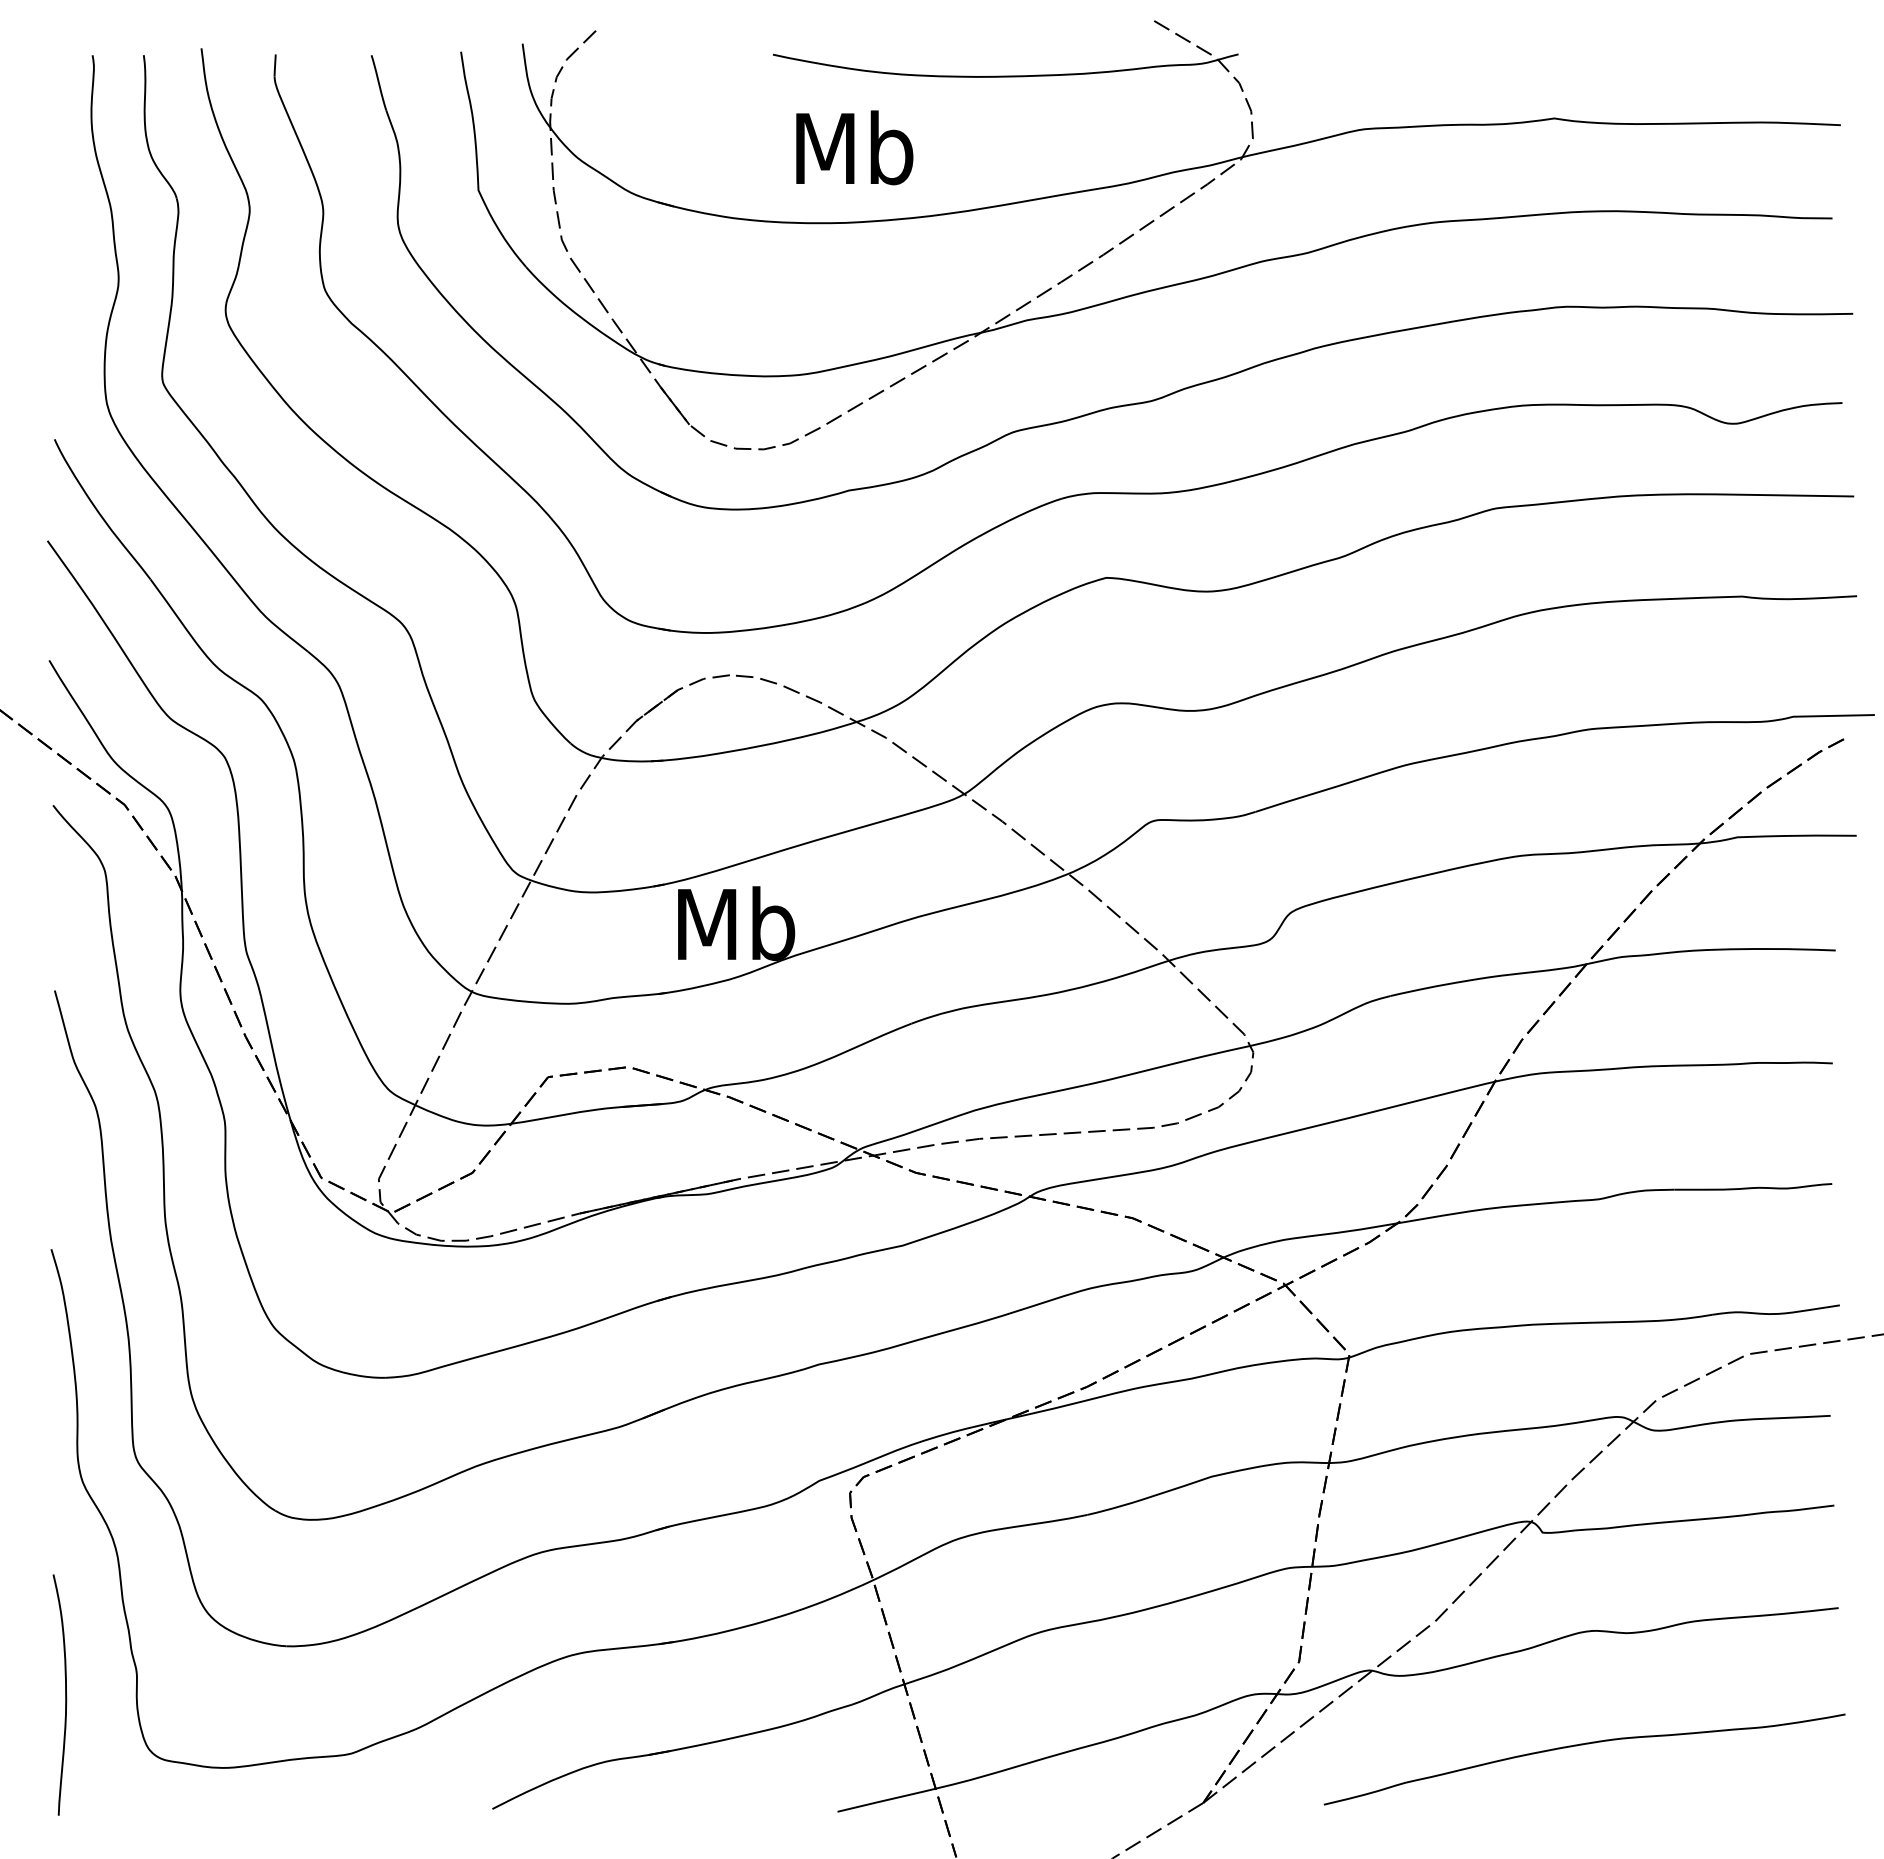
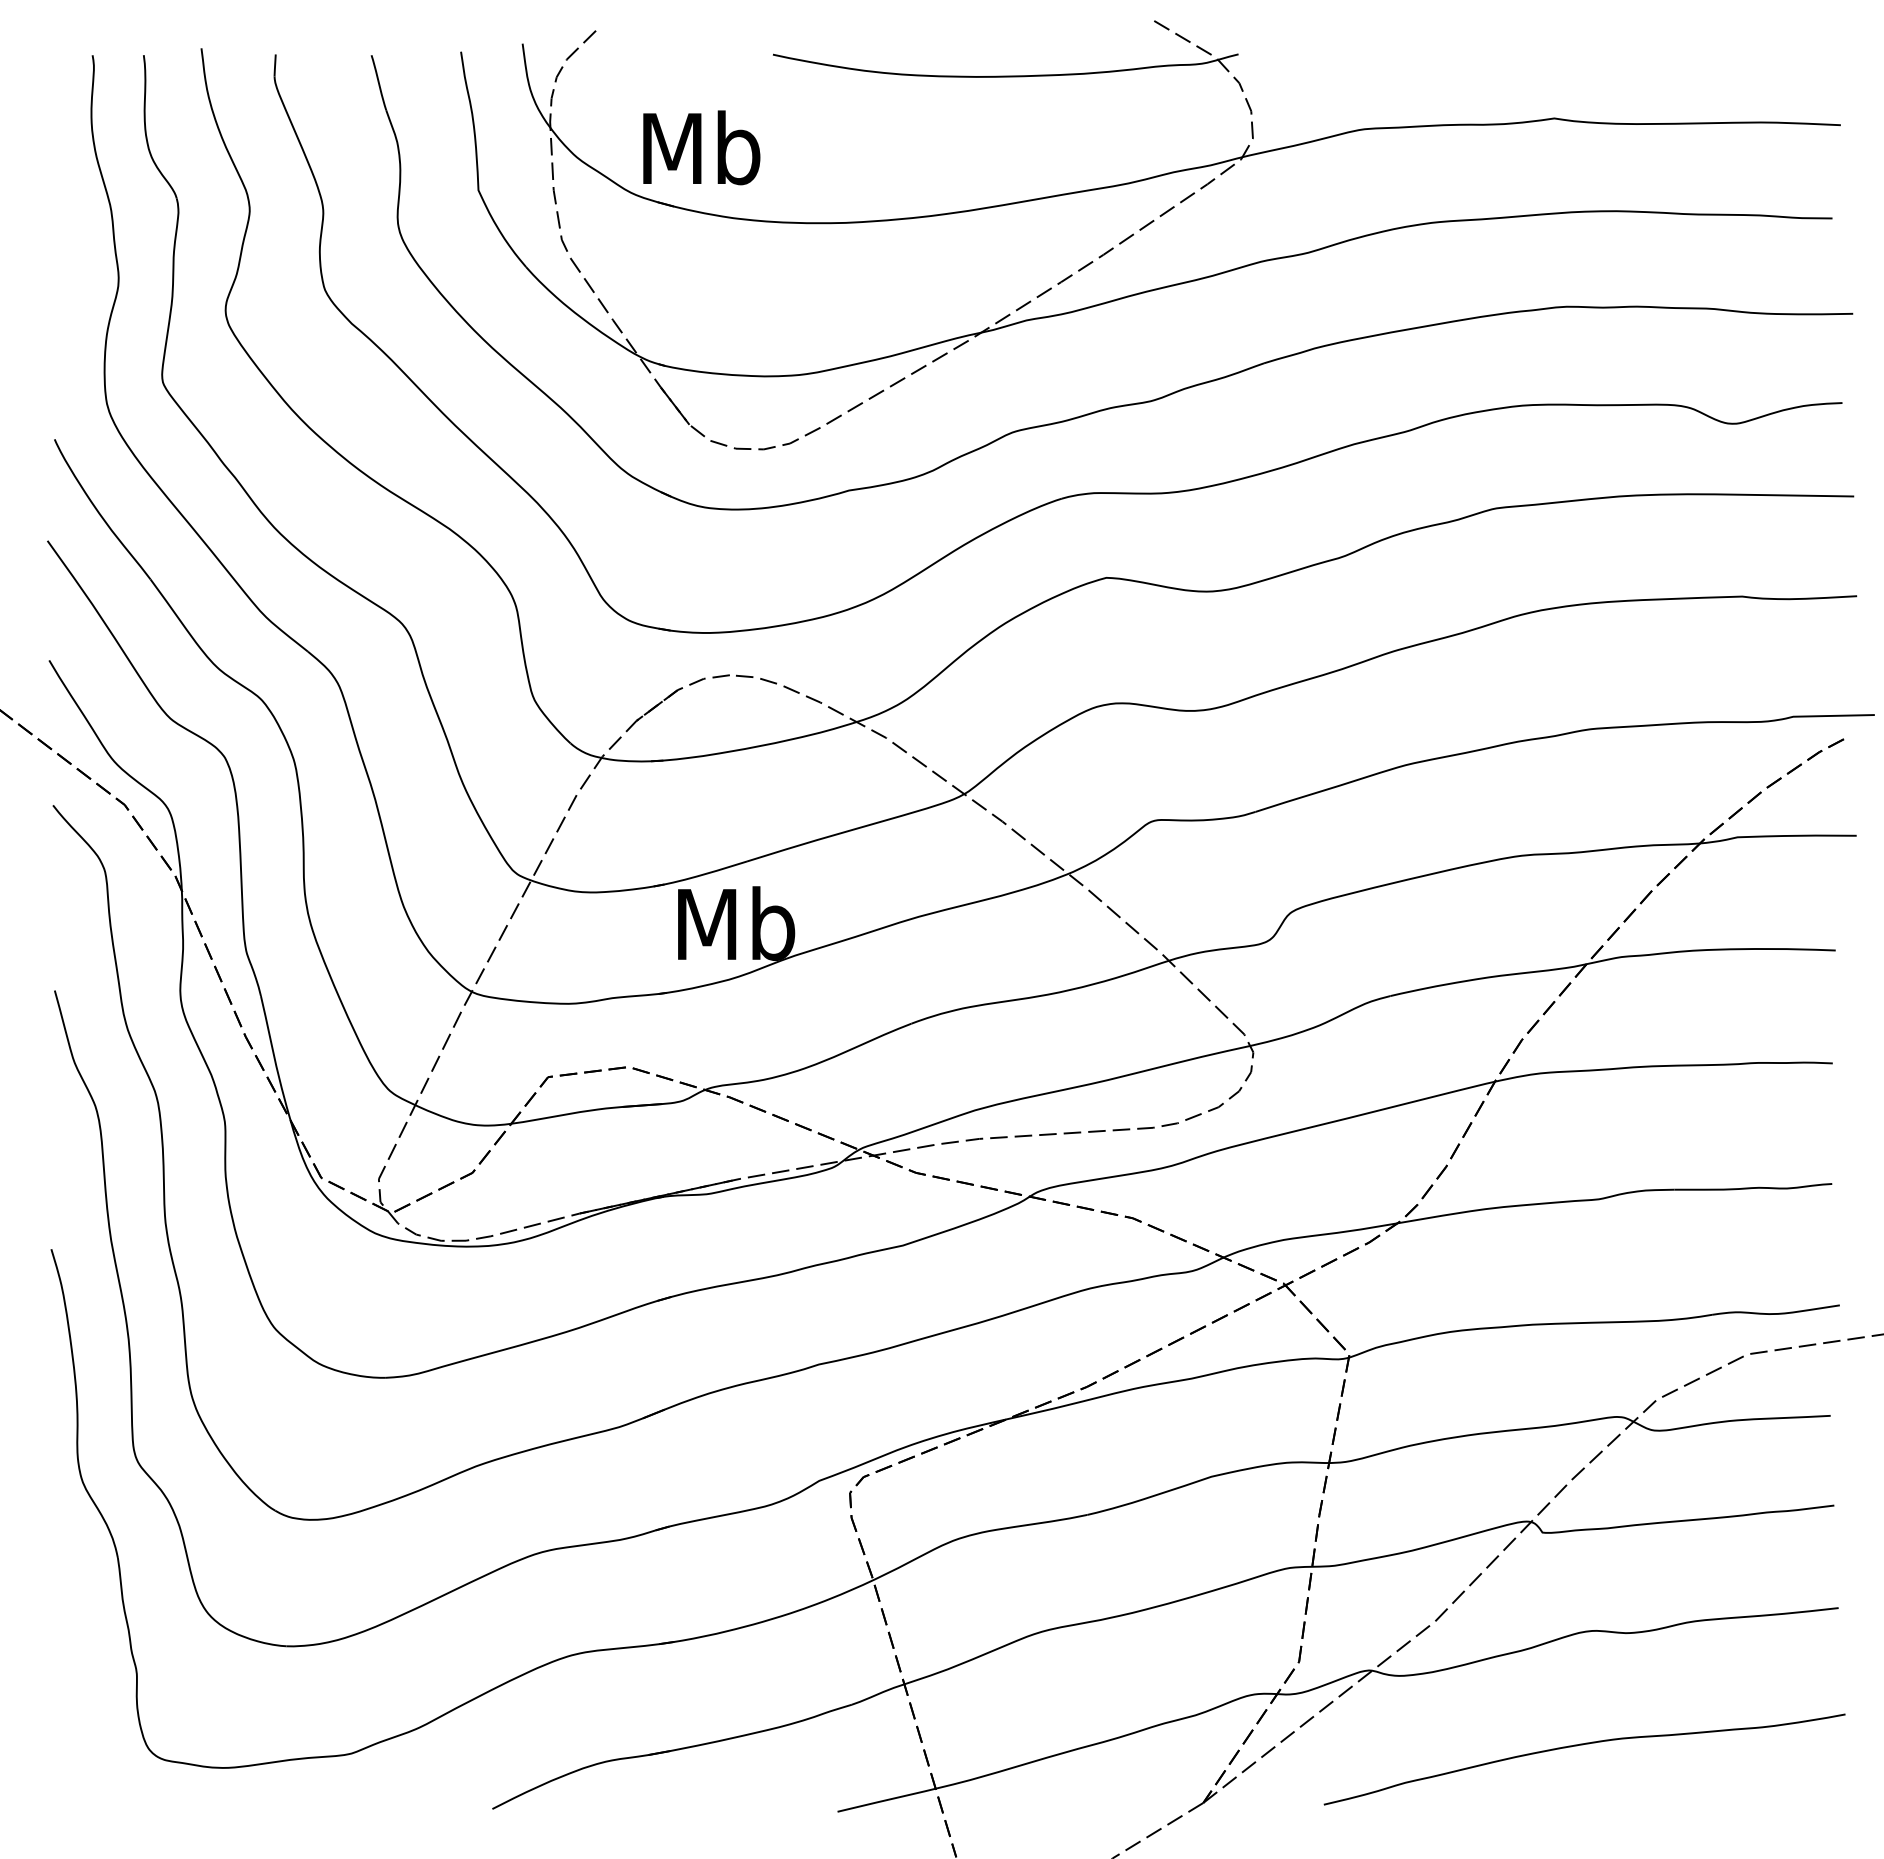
text position: (854, 147) -> (701, 147) (701, 147)
curve: present -> none (65, 1694)
